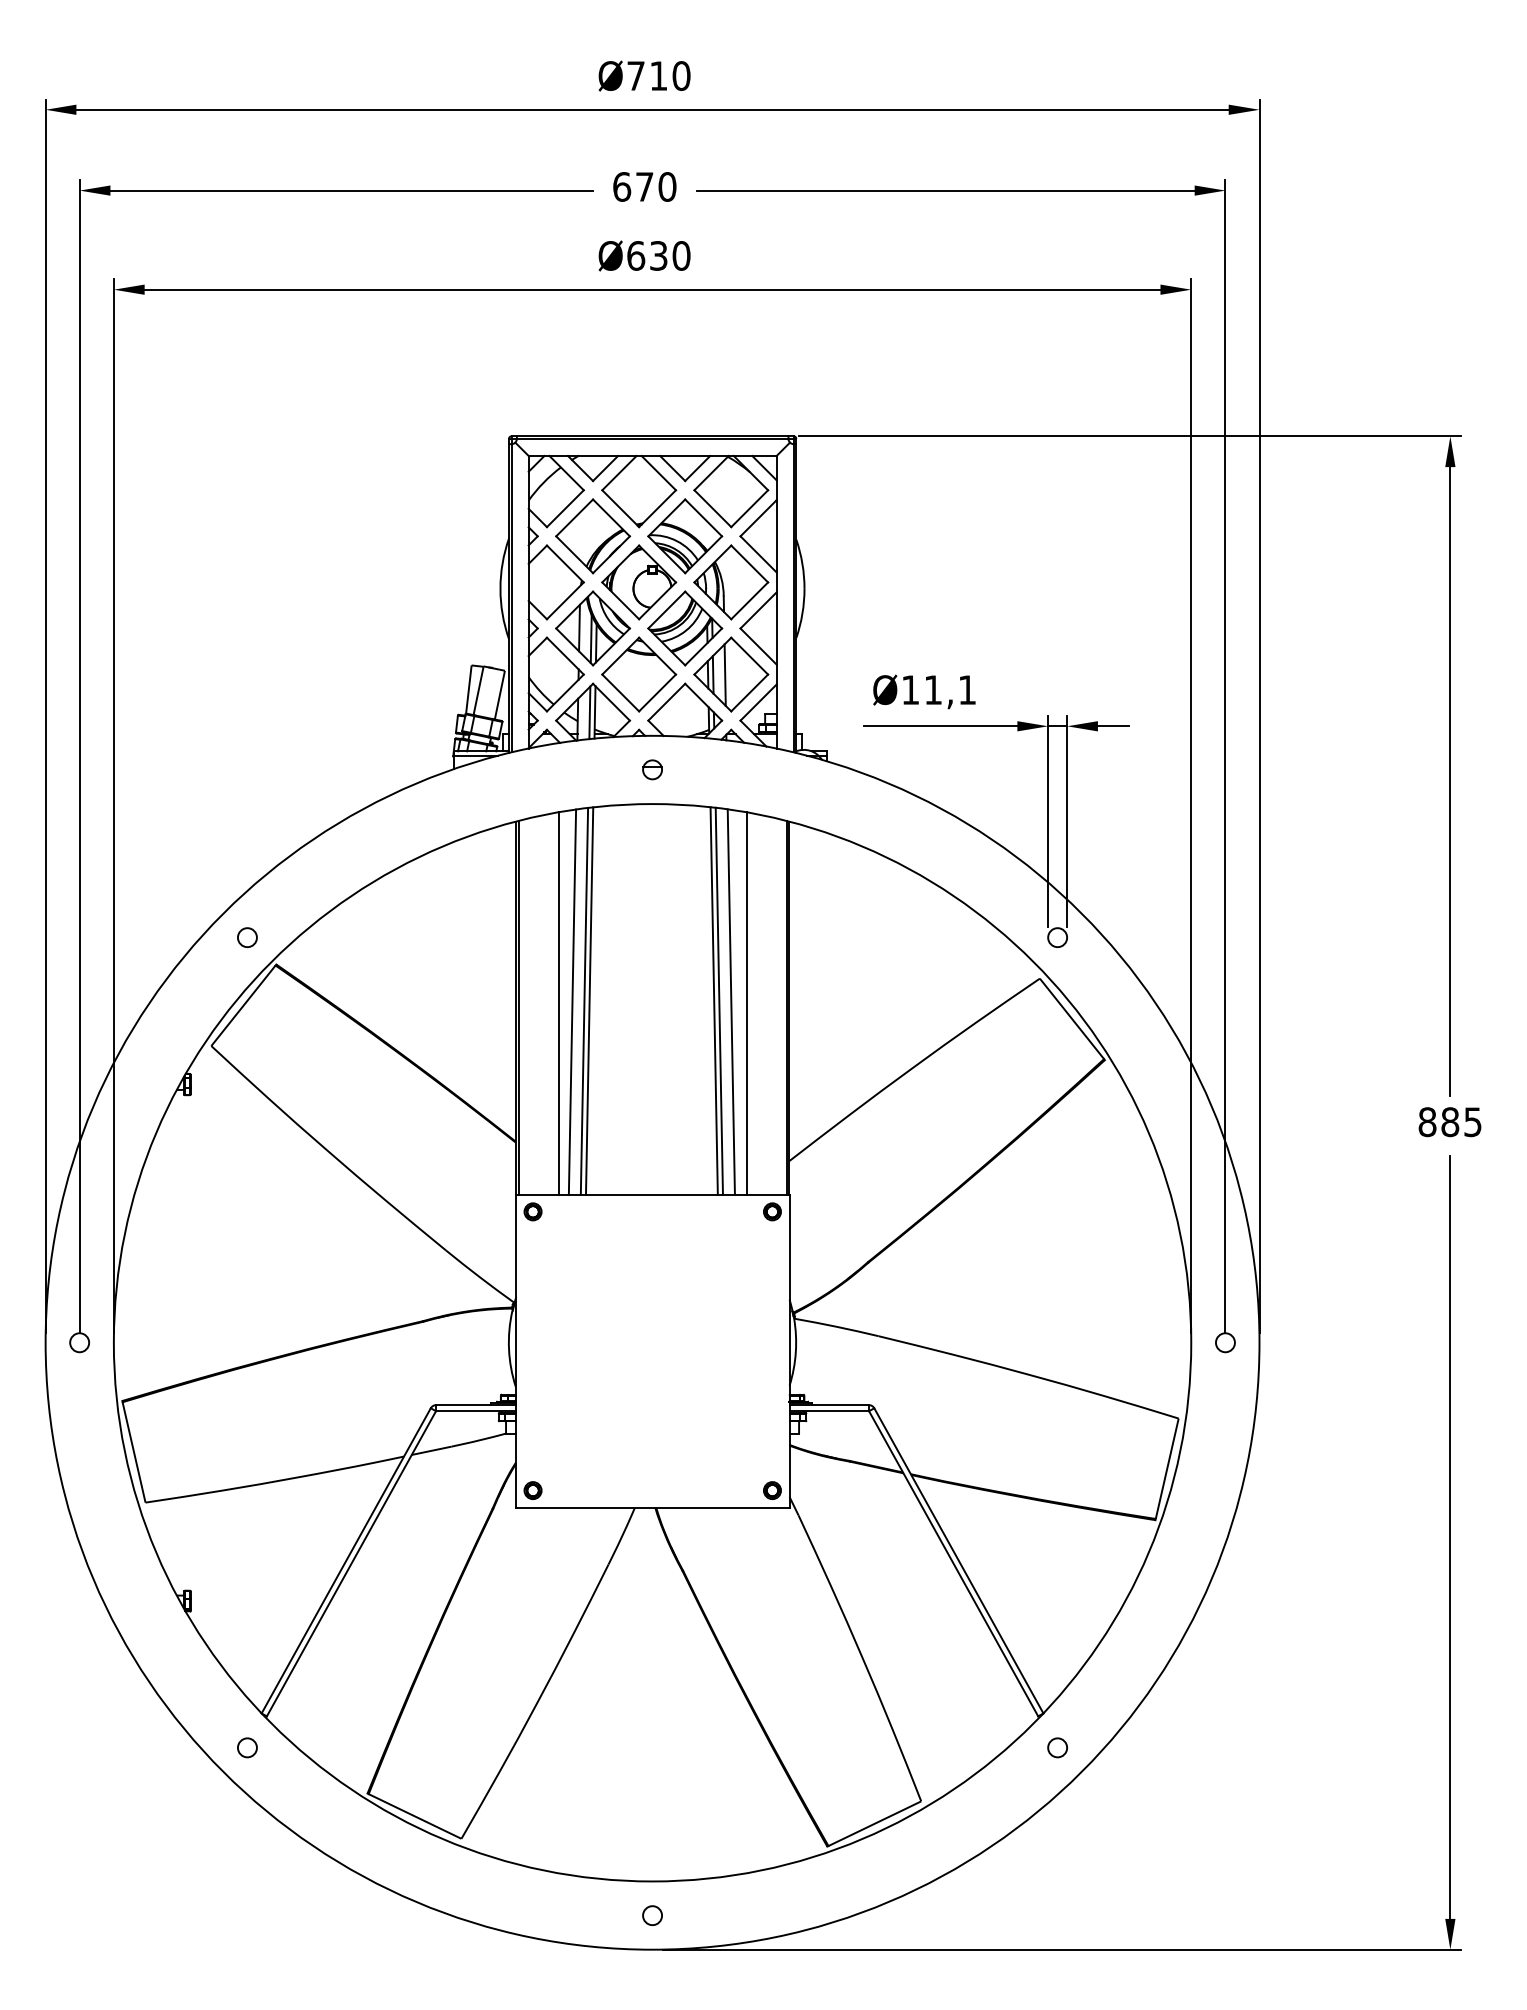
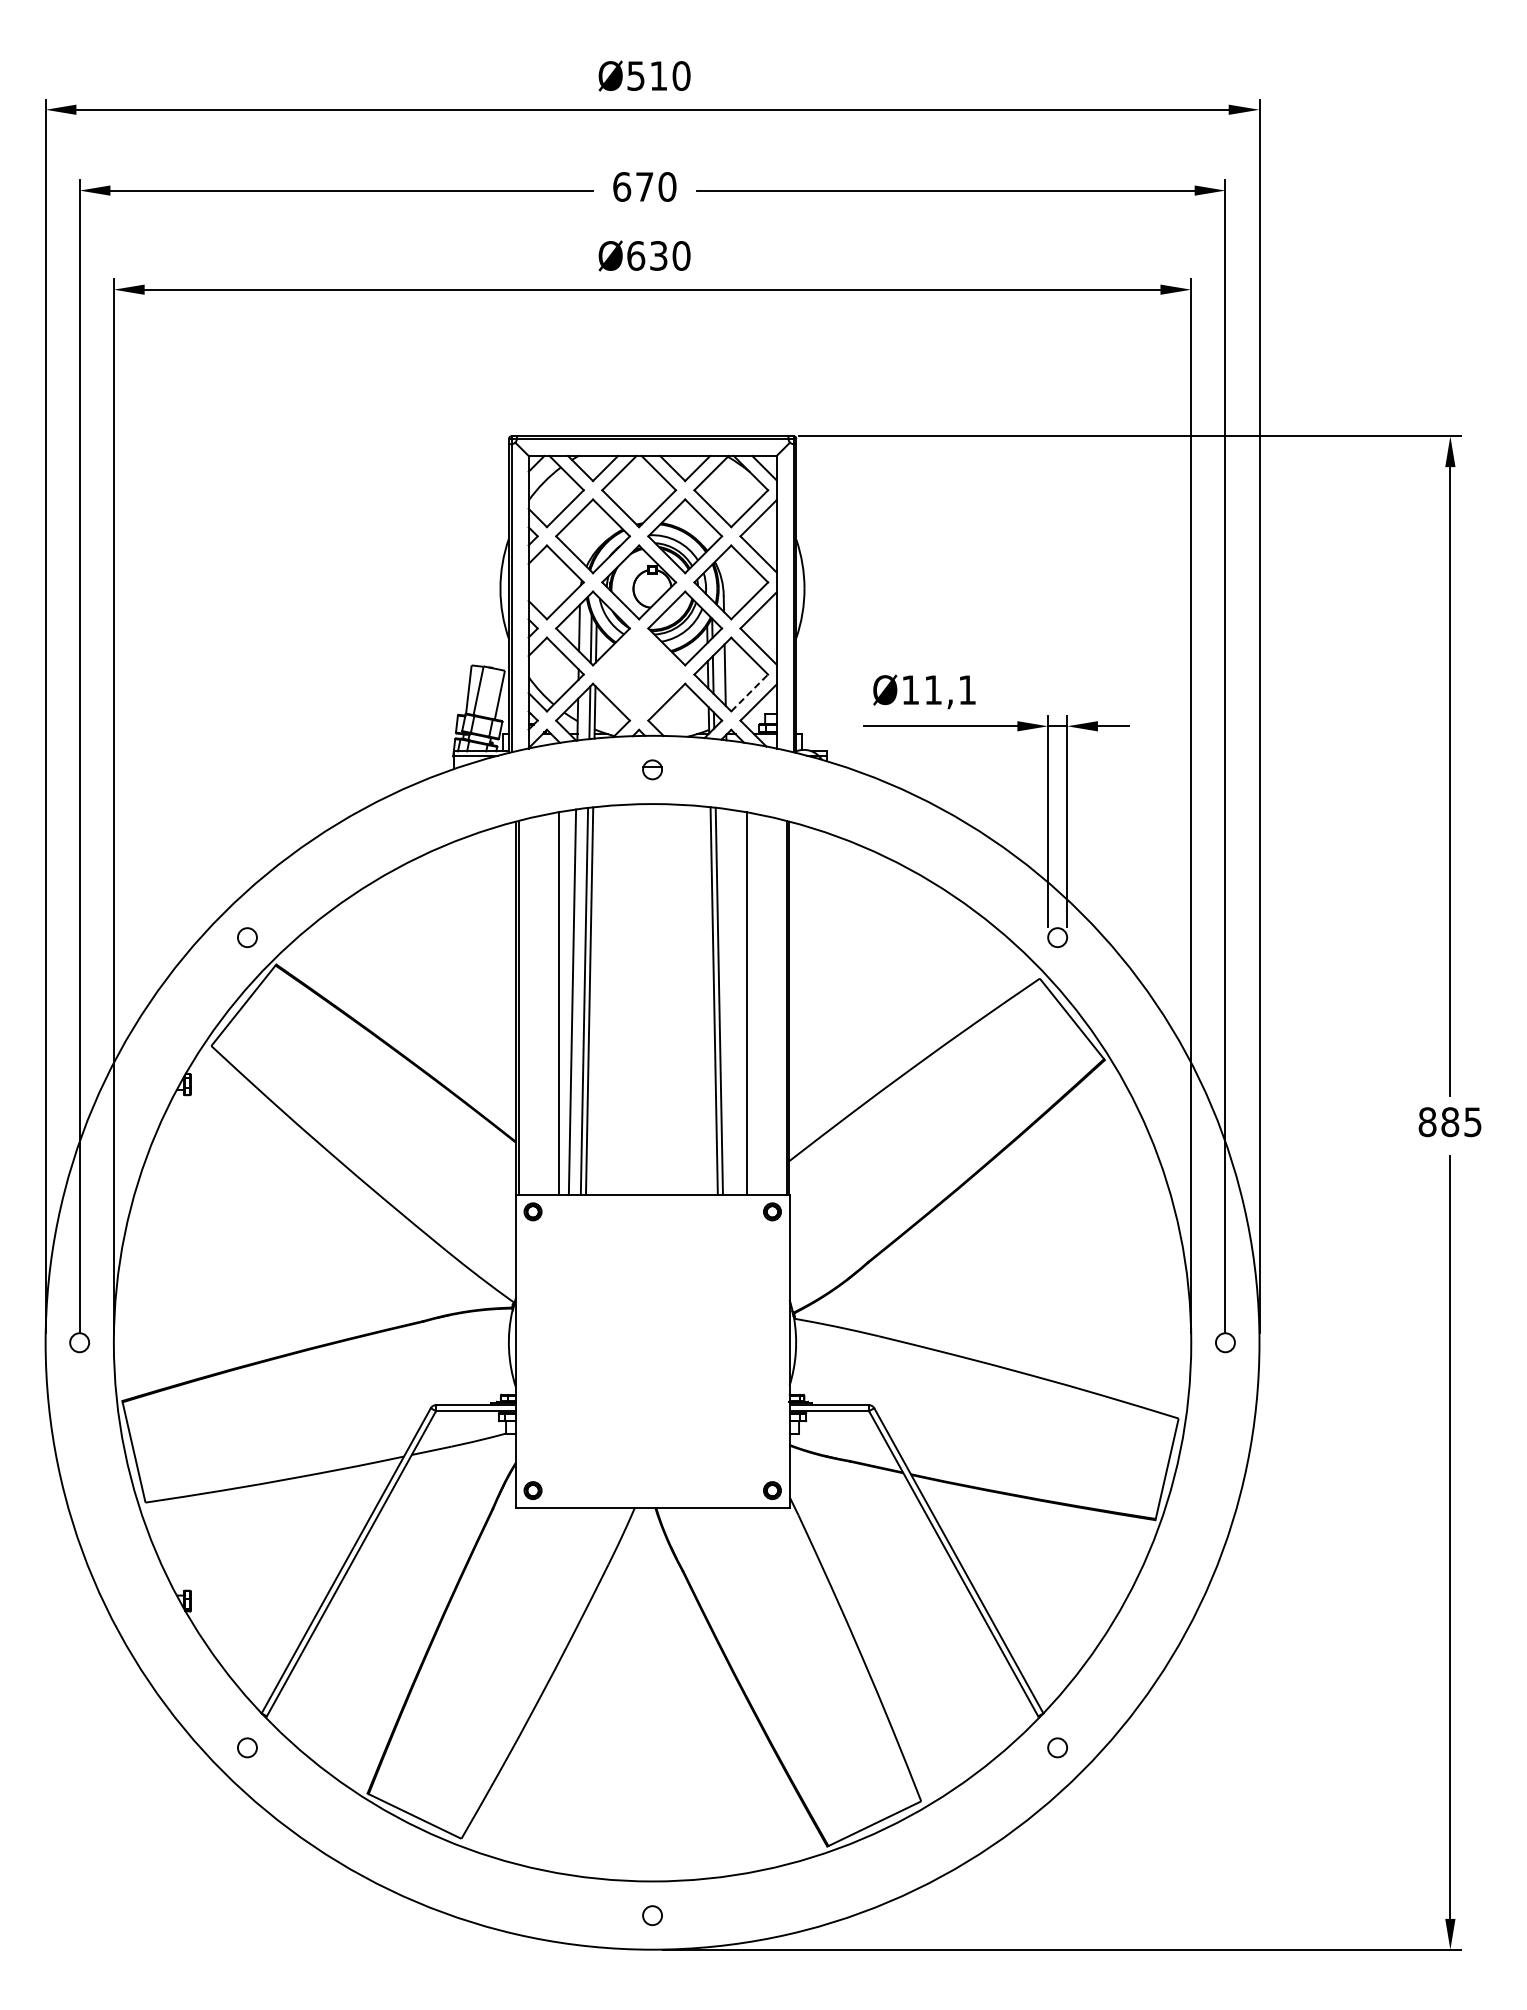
text: Ø710 -> Ø510 (635, 75)
part: present -> none (639, 674)
line: solid -> dashed (750, 692)
line: present -> none (730, 1001)
